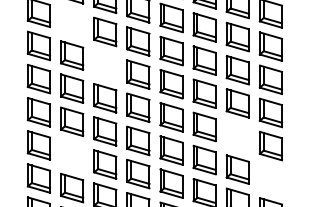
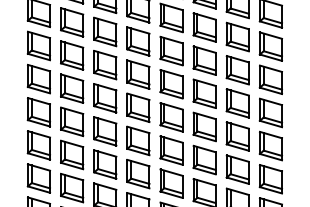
part: none -> present (72, 22)
part: none -> present (105, 65)
part: none -> present (237, 136)
part: none -> present (72, 154)
part: none -> present (270, 179)
